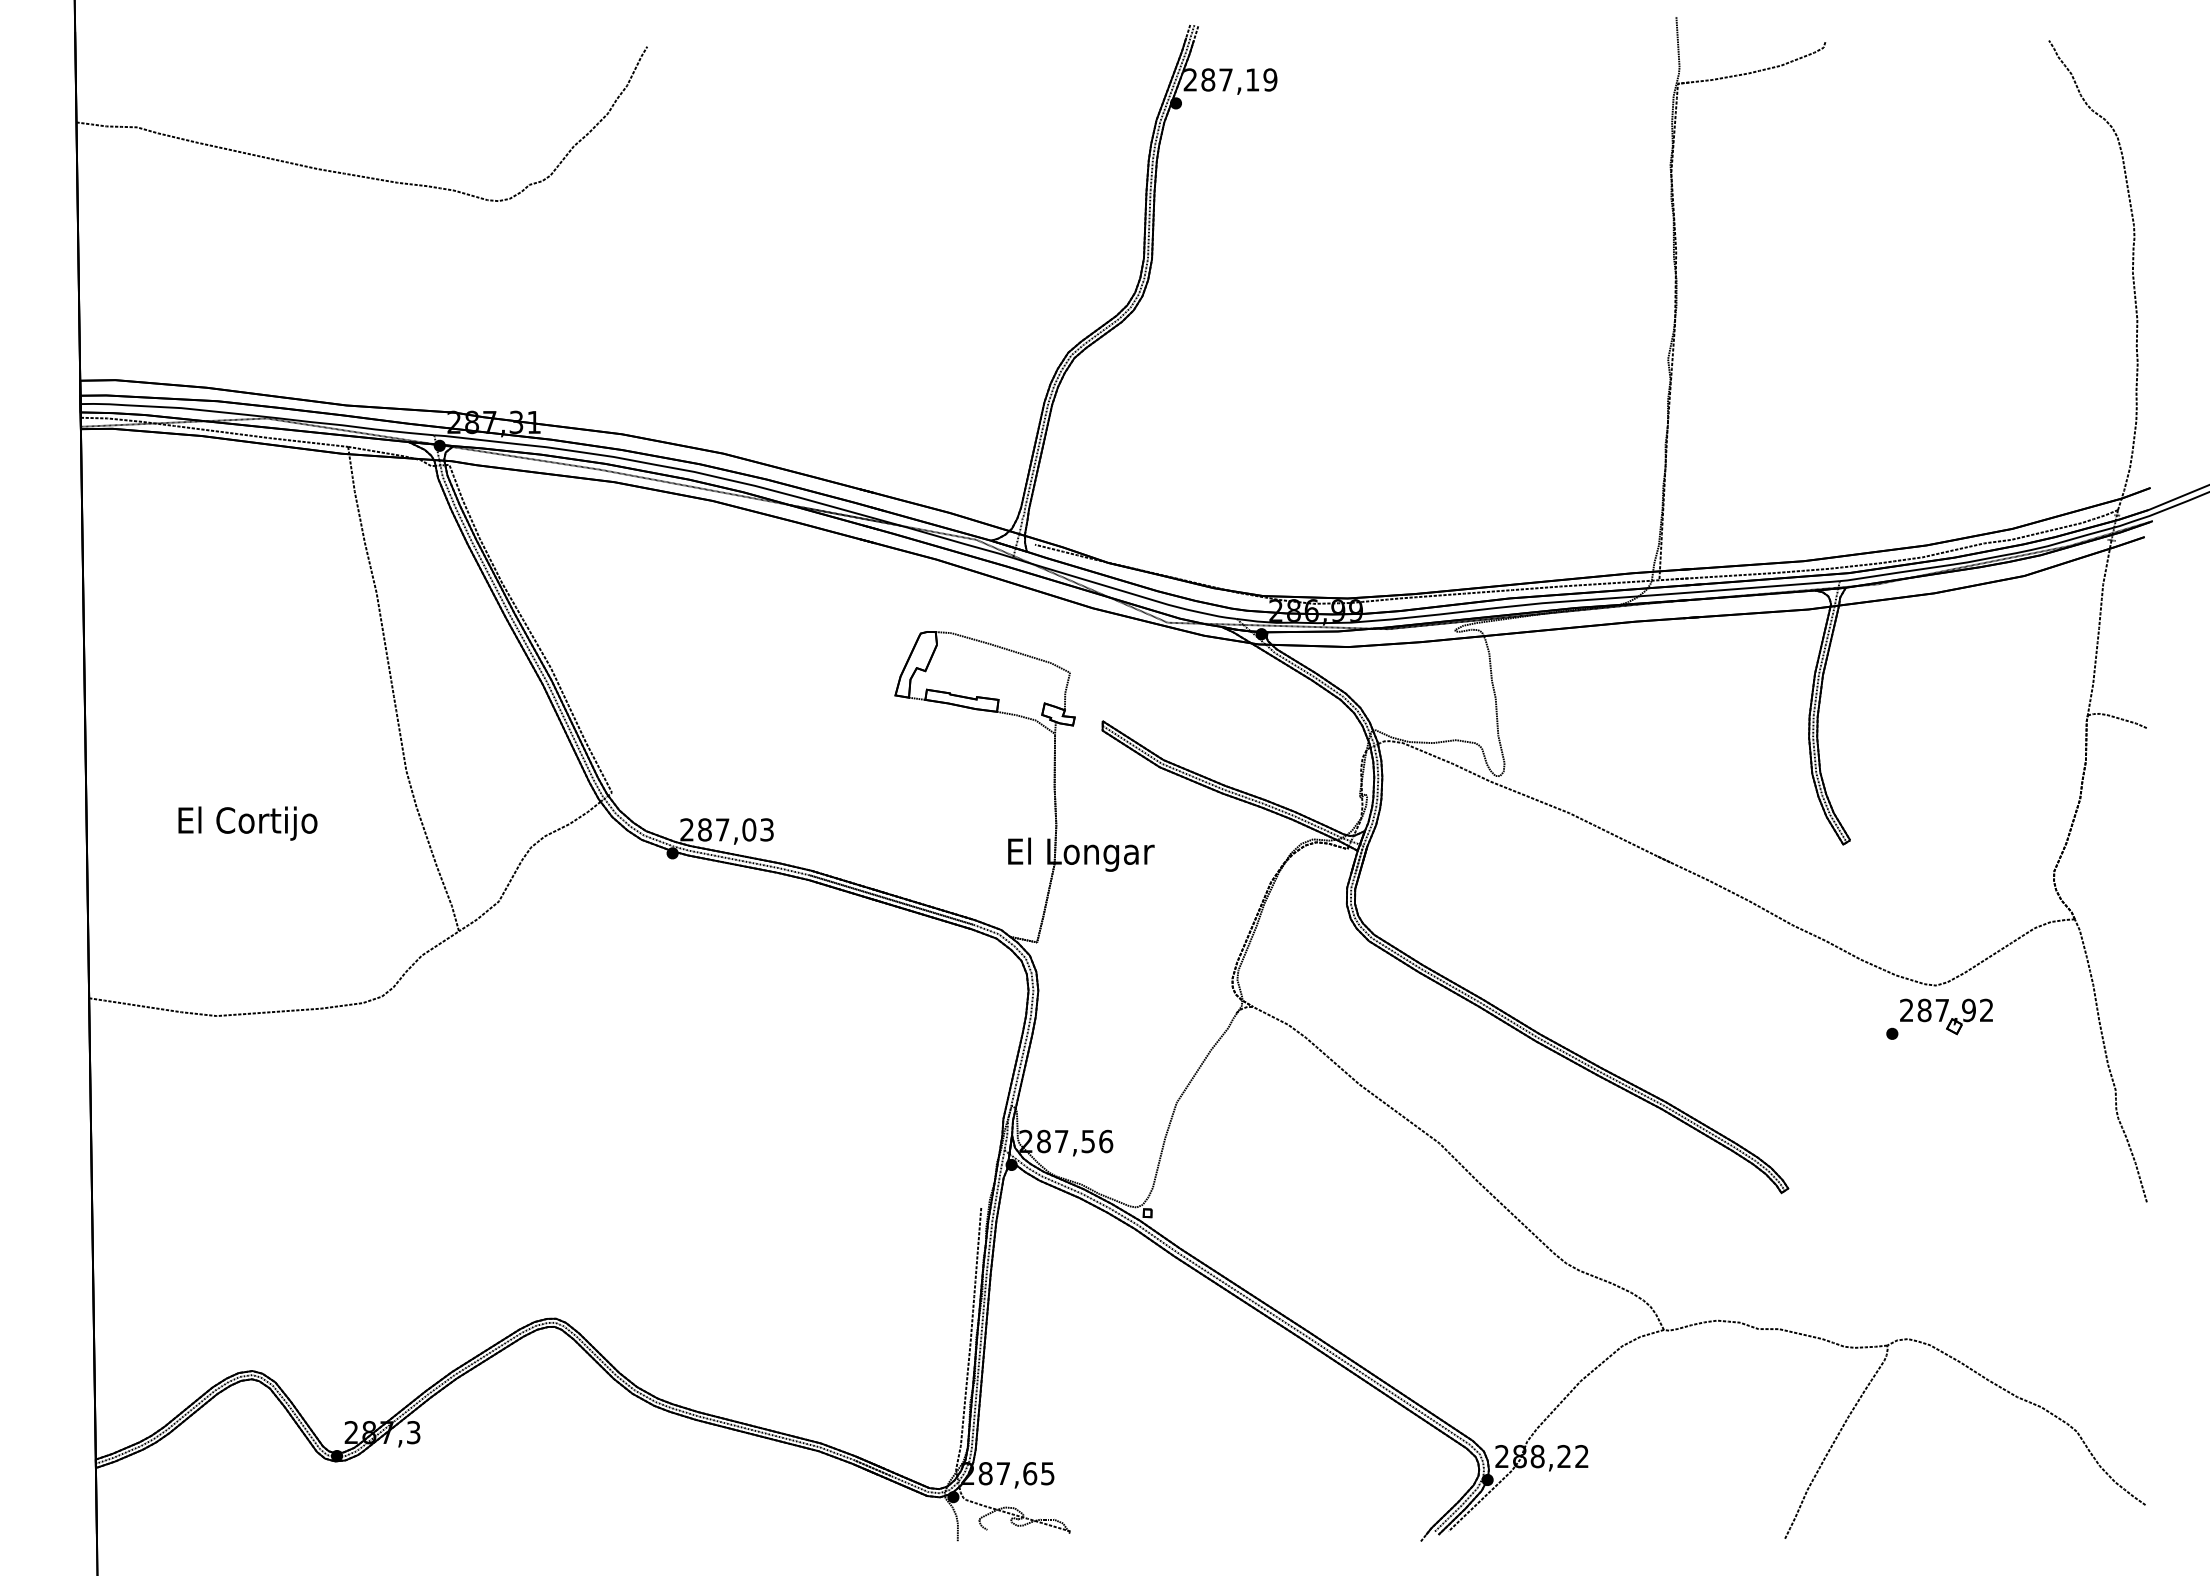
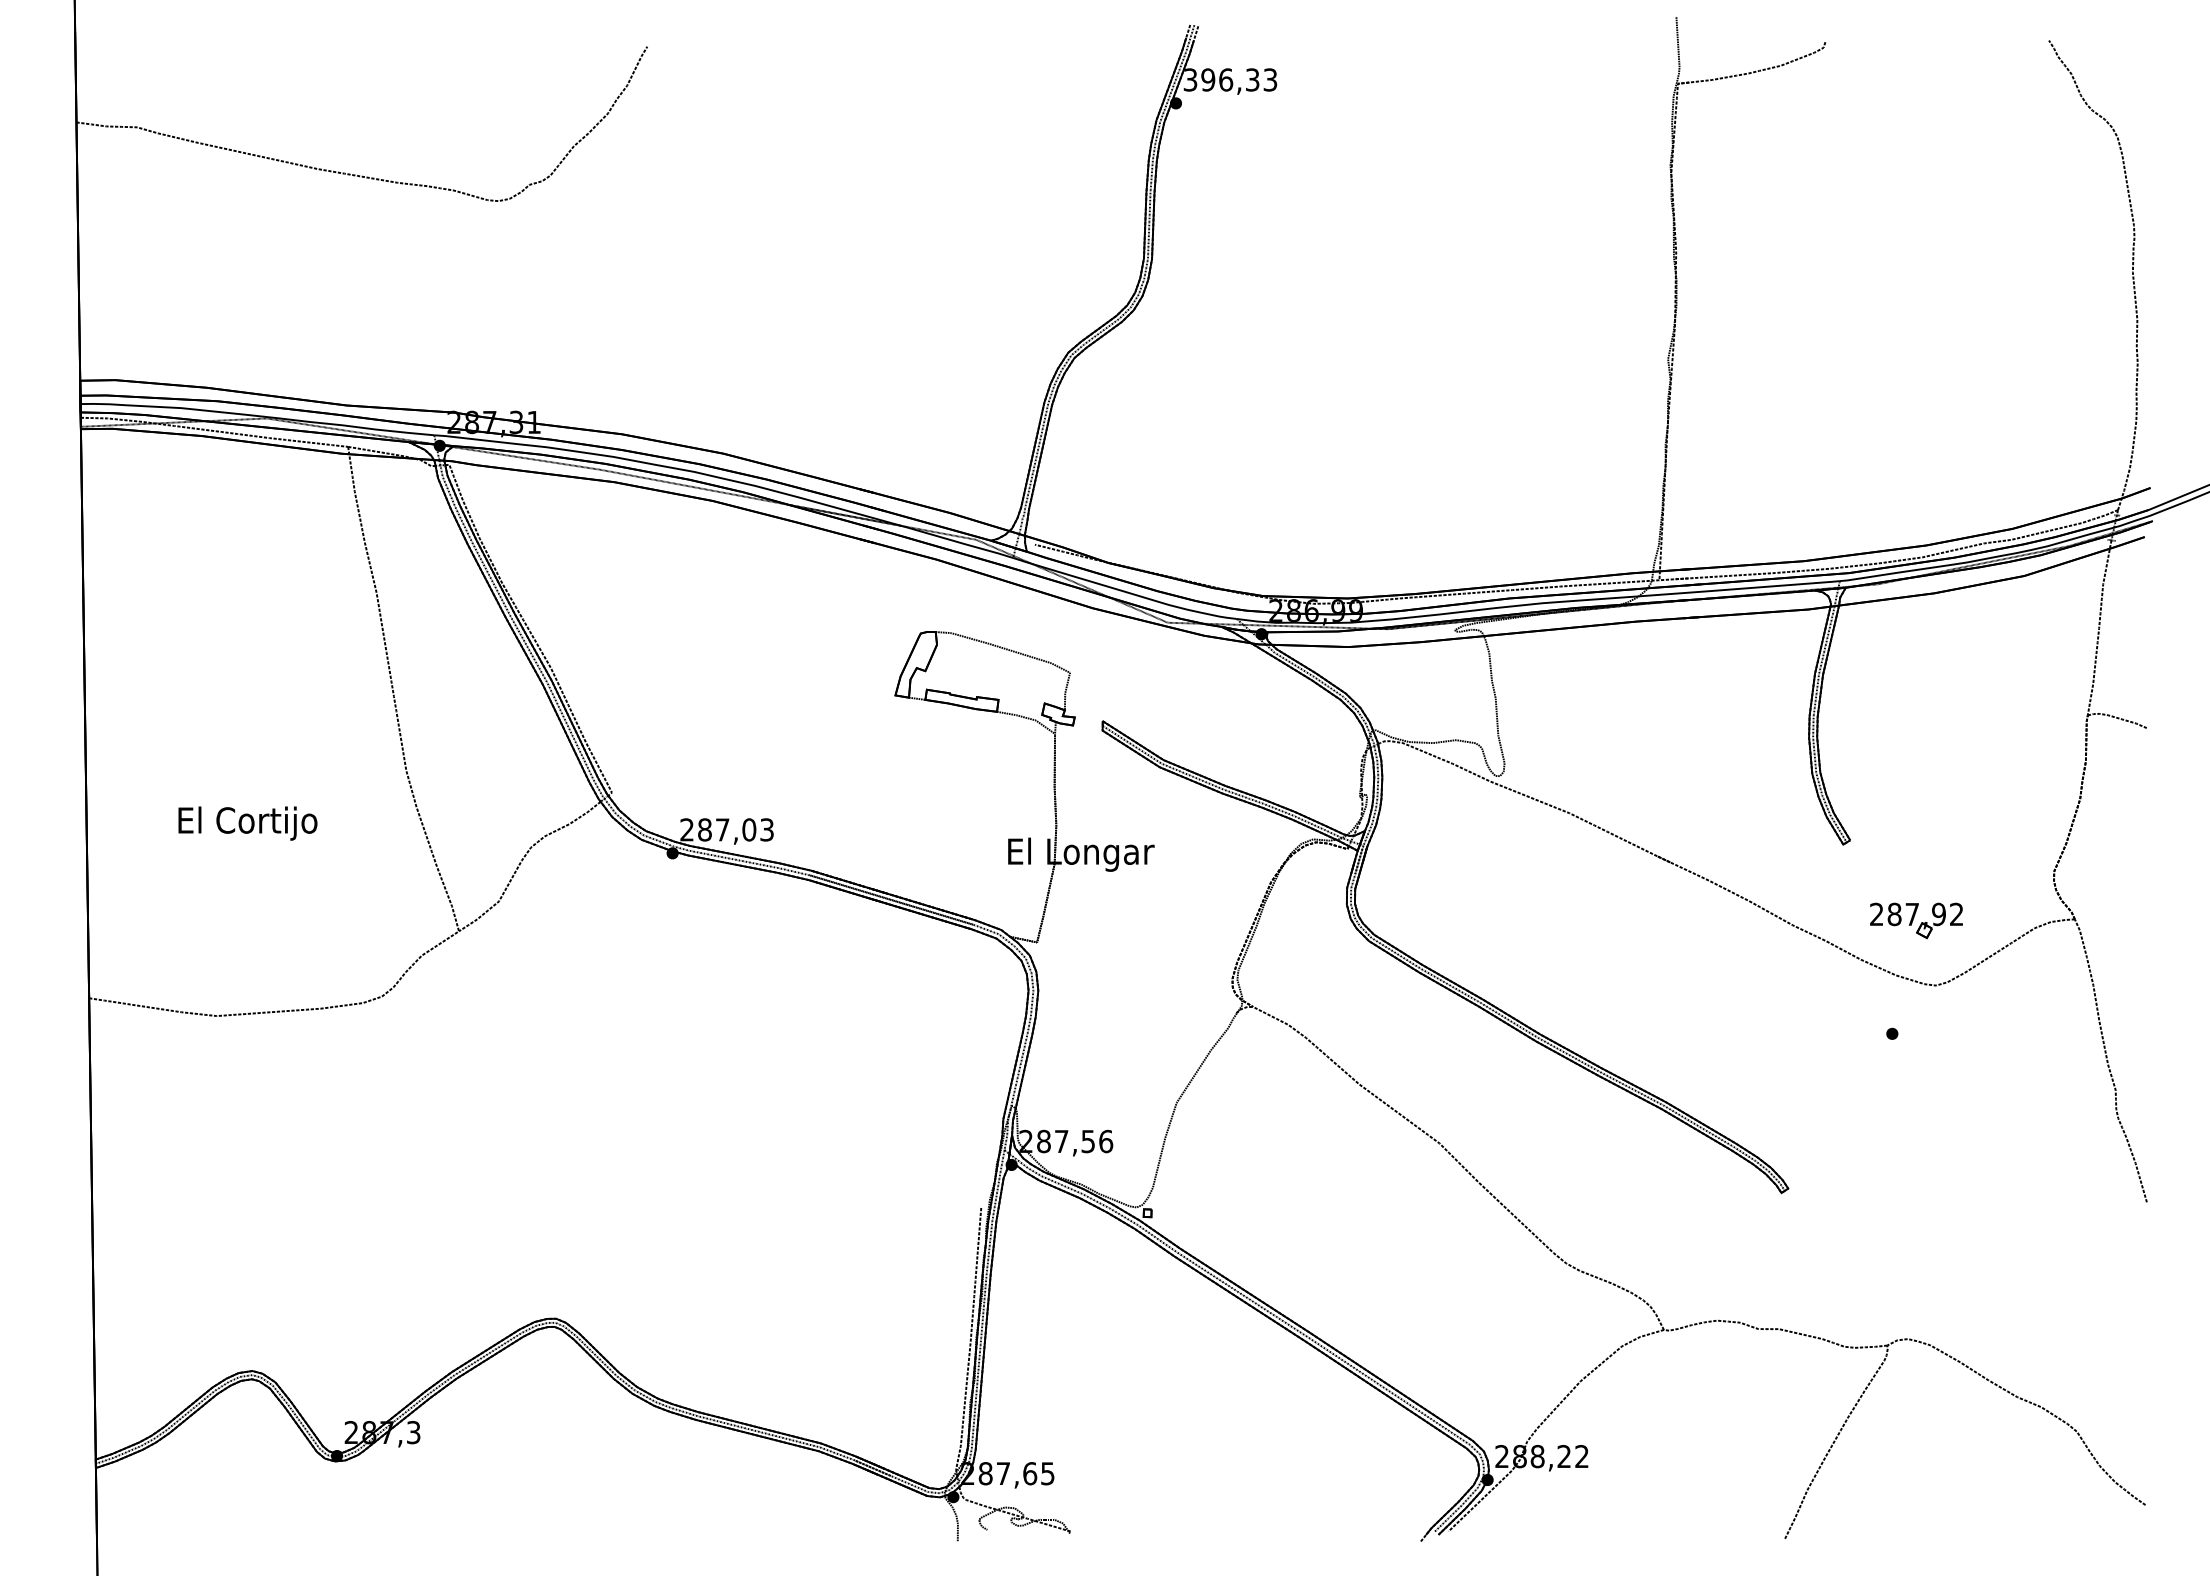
text: 287,19 -> 396,33 (1230, 79)
part position: (1946, 1016) -> (1916, 920) (1916, 920)
